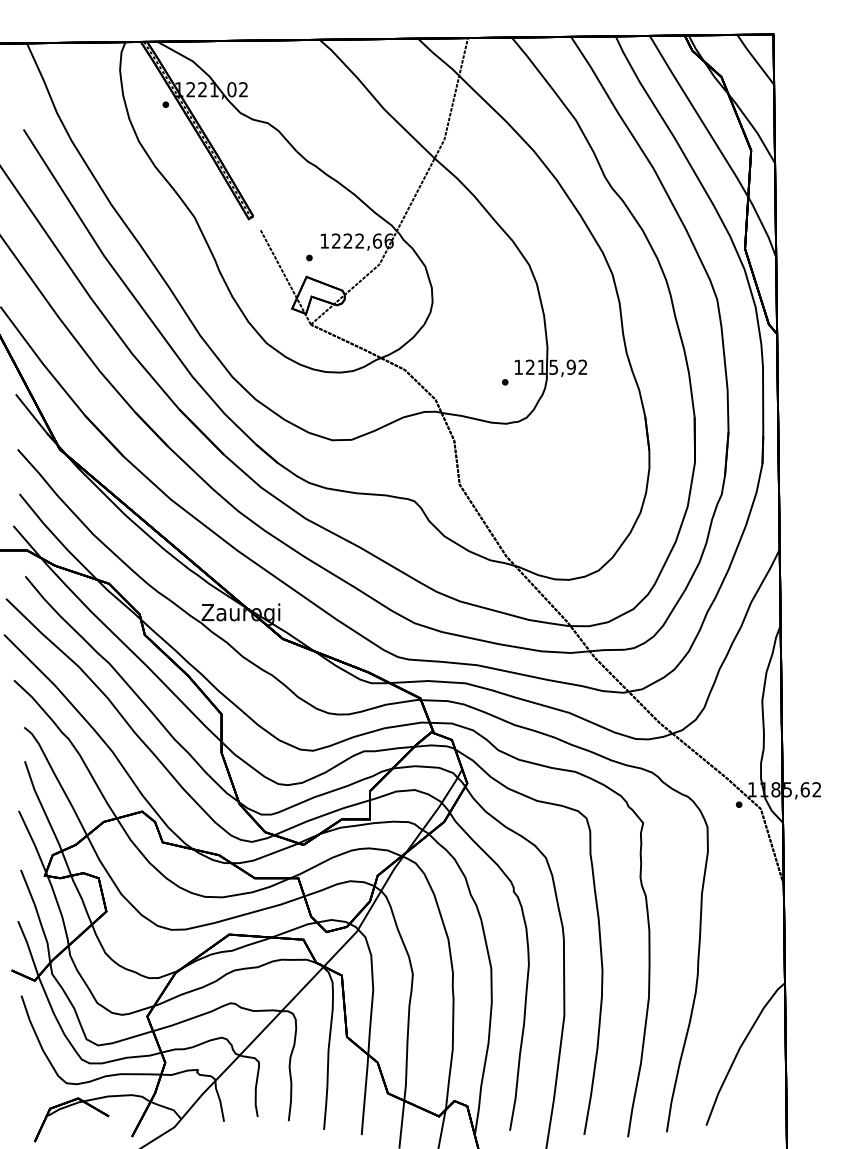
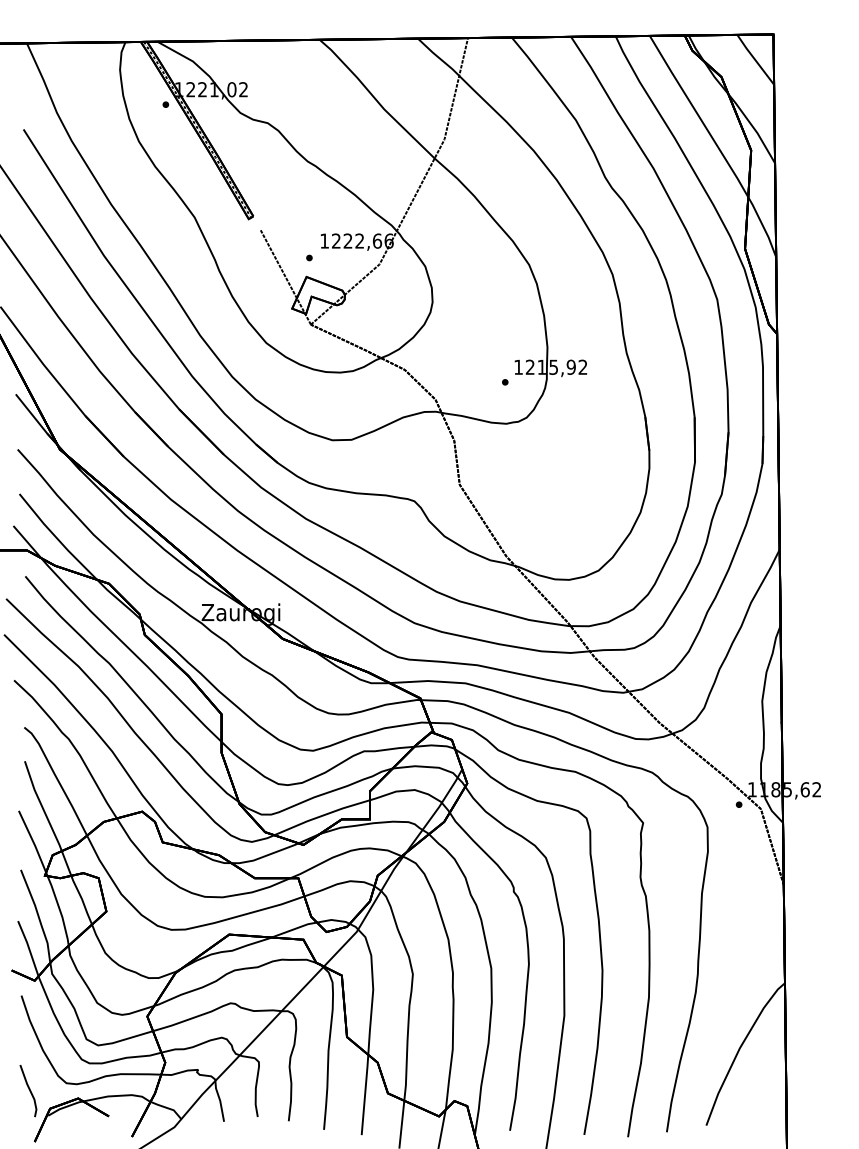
line: none -> present (29, 1091)
